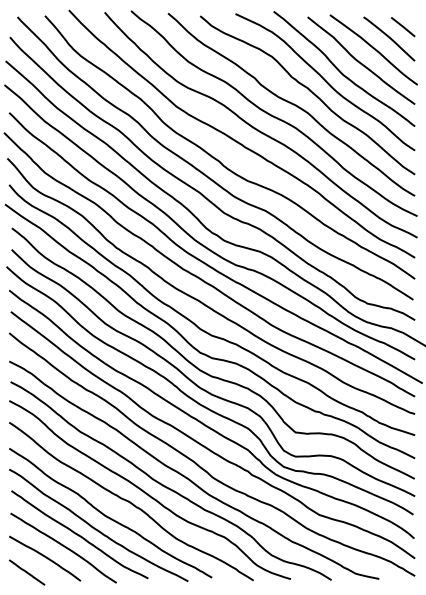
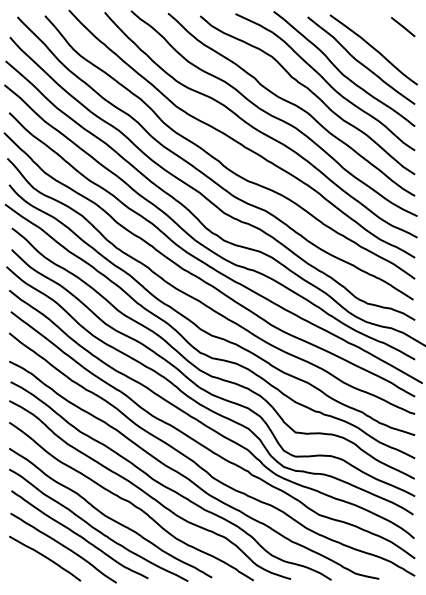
curve: present -> none (389, 38)
line: present -> none (27, 572)
